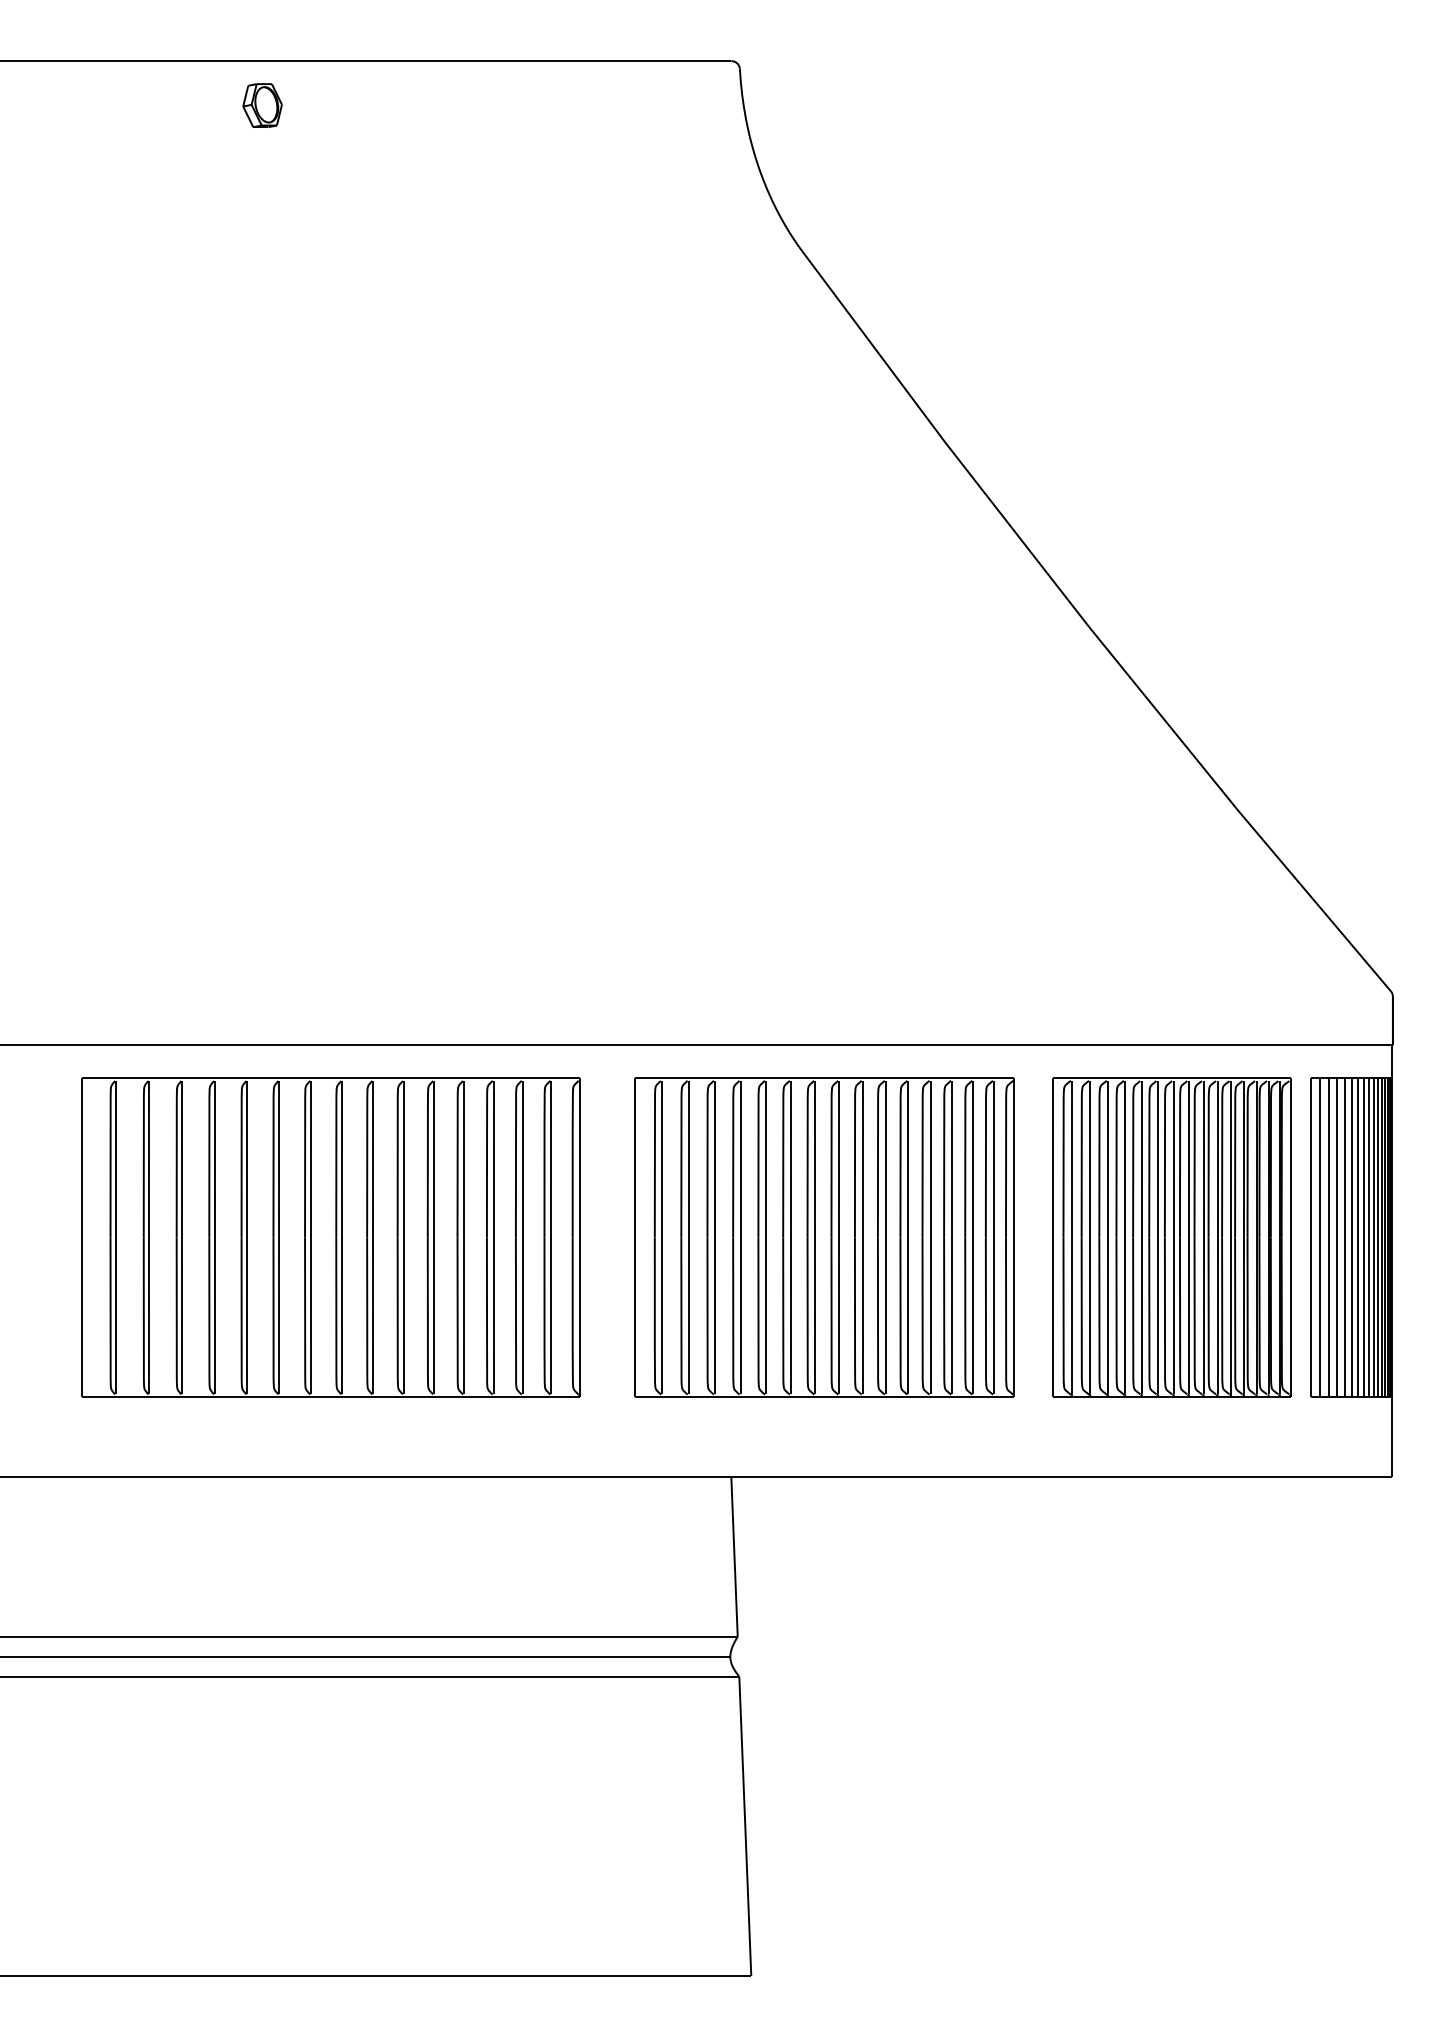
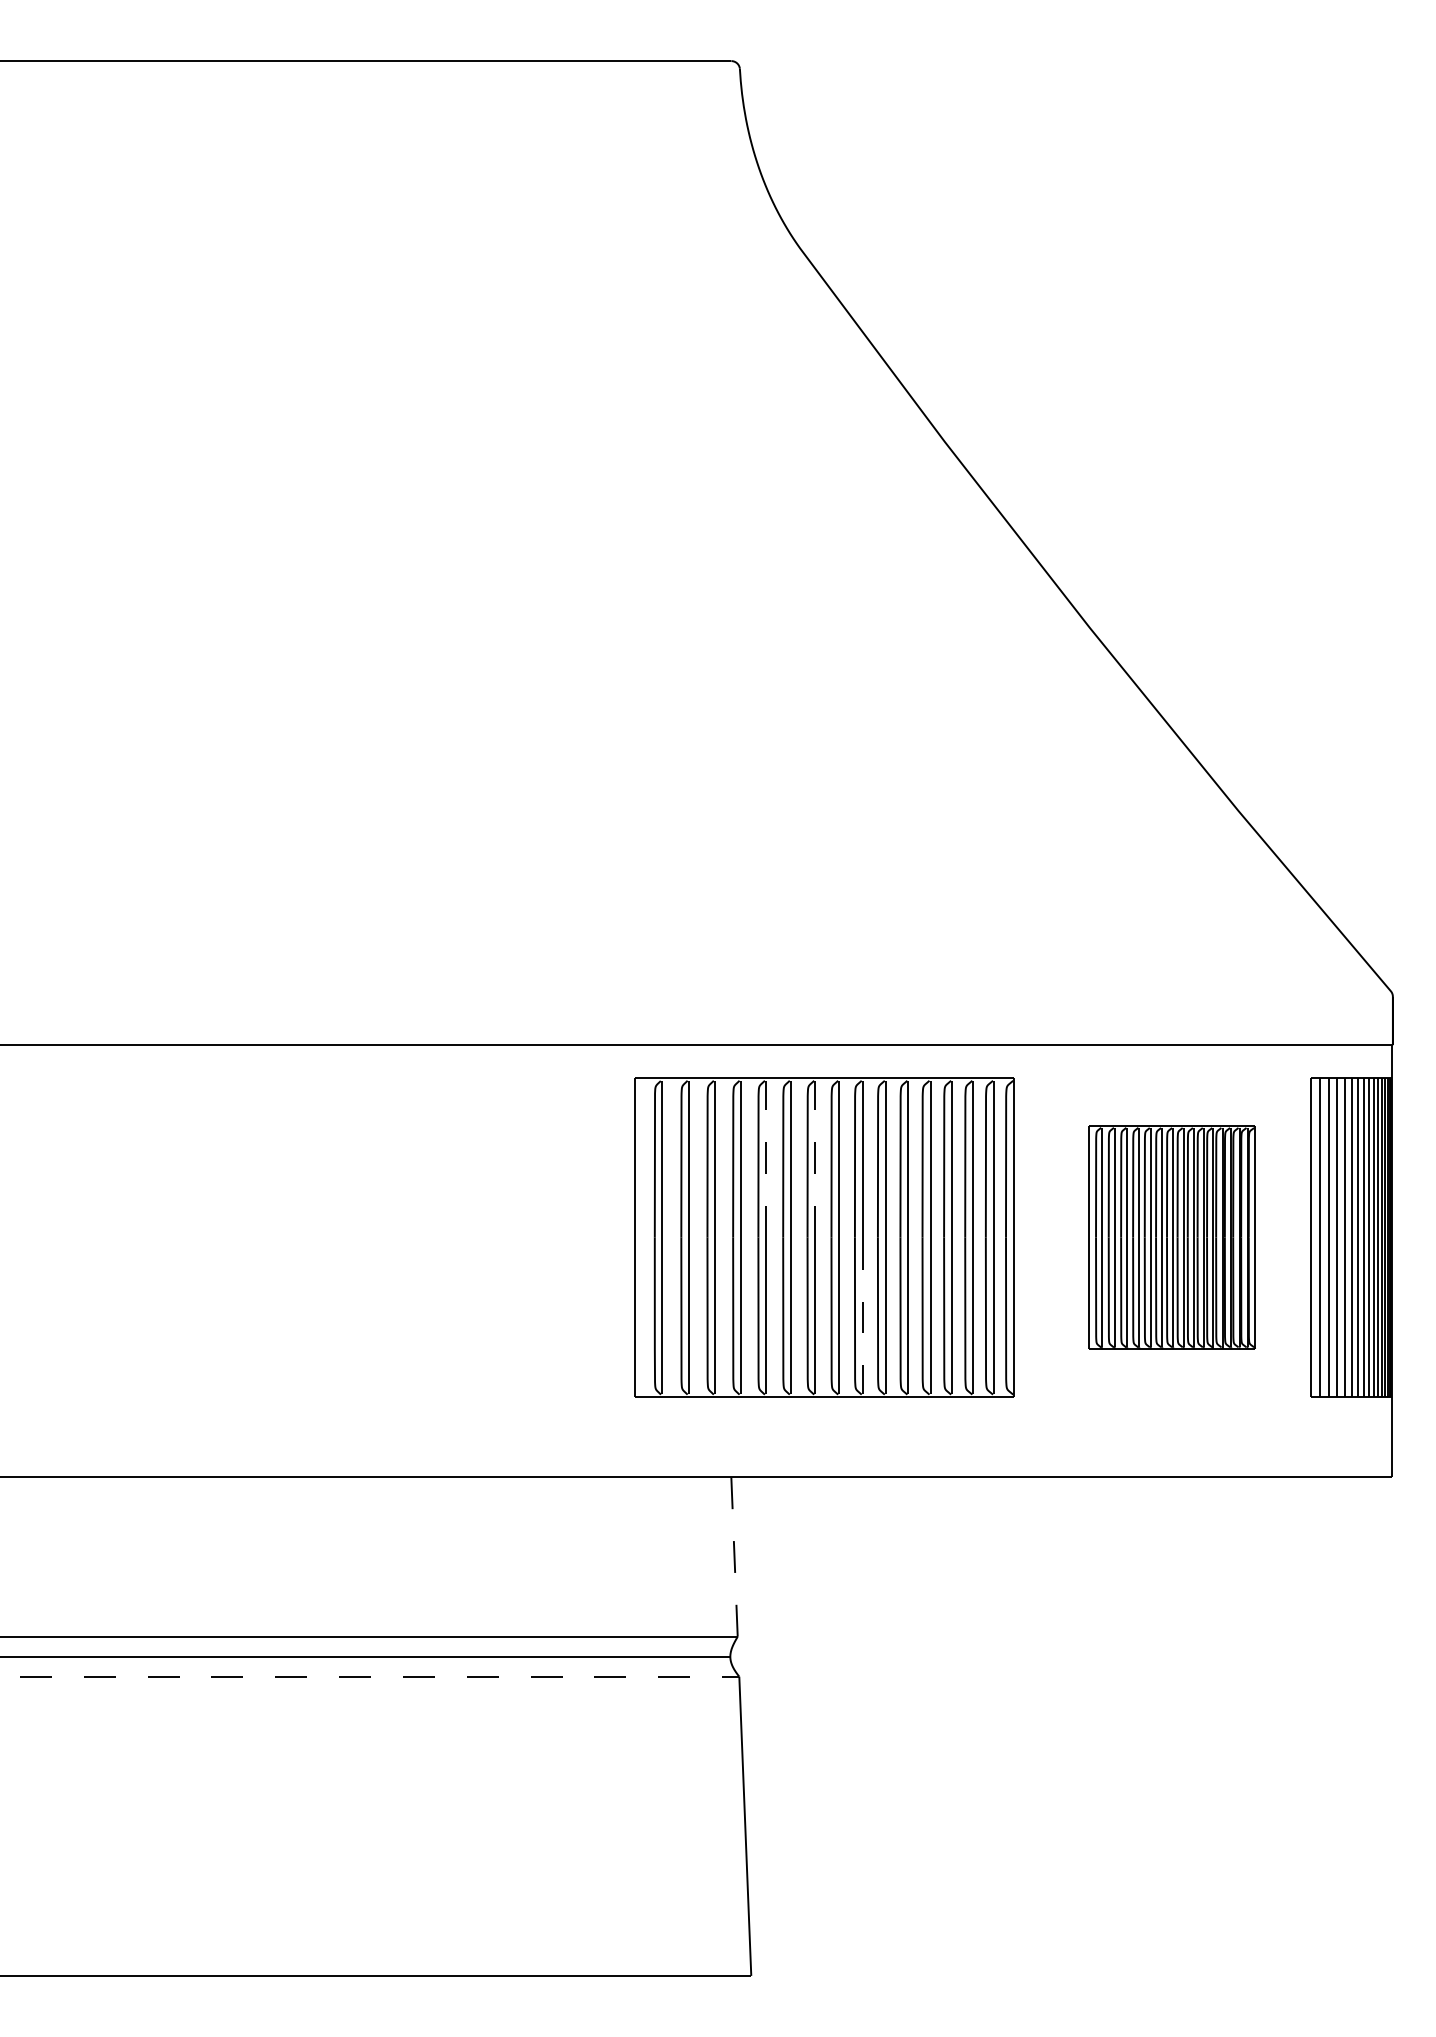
part: present -> none (262, 105)
line: solid -> dashed (765, 1158)
line: solid -> dashed (815, 1158)
part: present -> none (330, 1237)
part size: 240x321 px -> 168x225 px (1171, 1237)
line: solid -> dashed (862, 1316)
line: solid -> dashed (734, 1557)
line: solid -> dashed (370, 1676)
